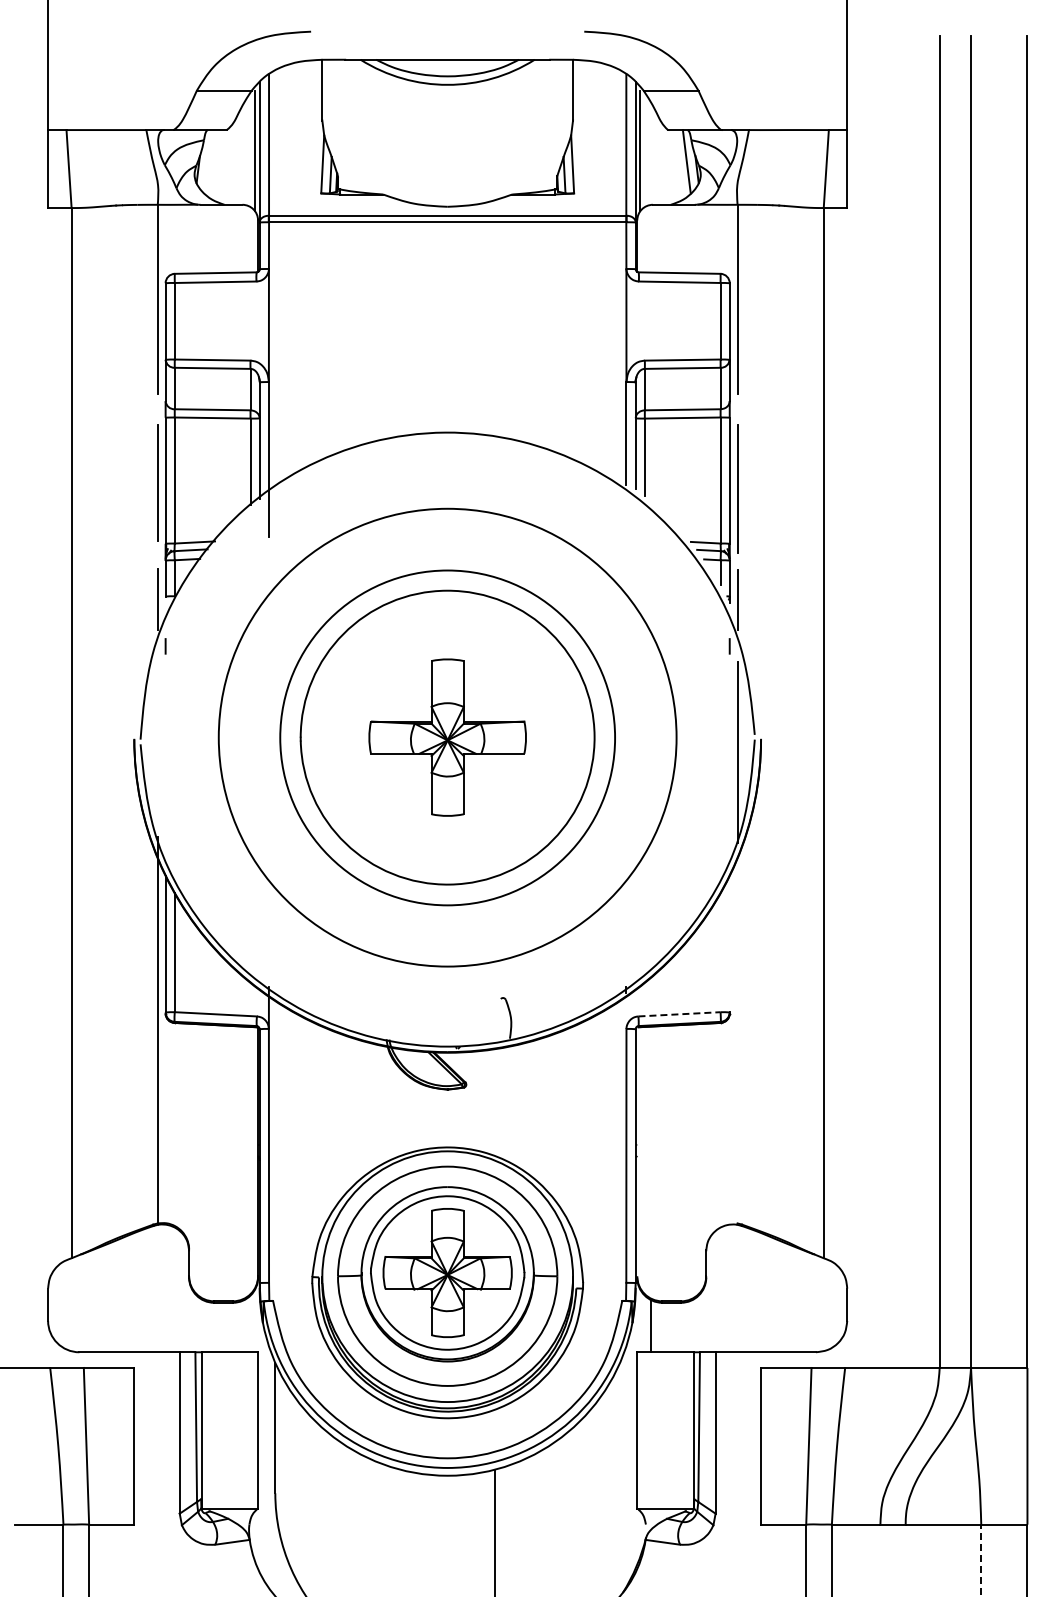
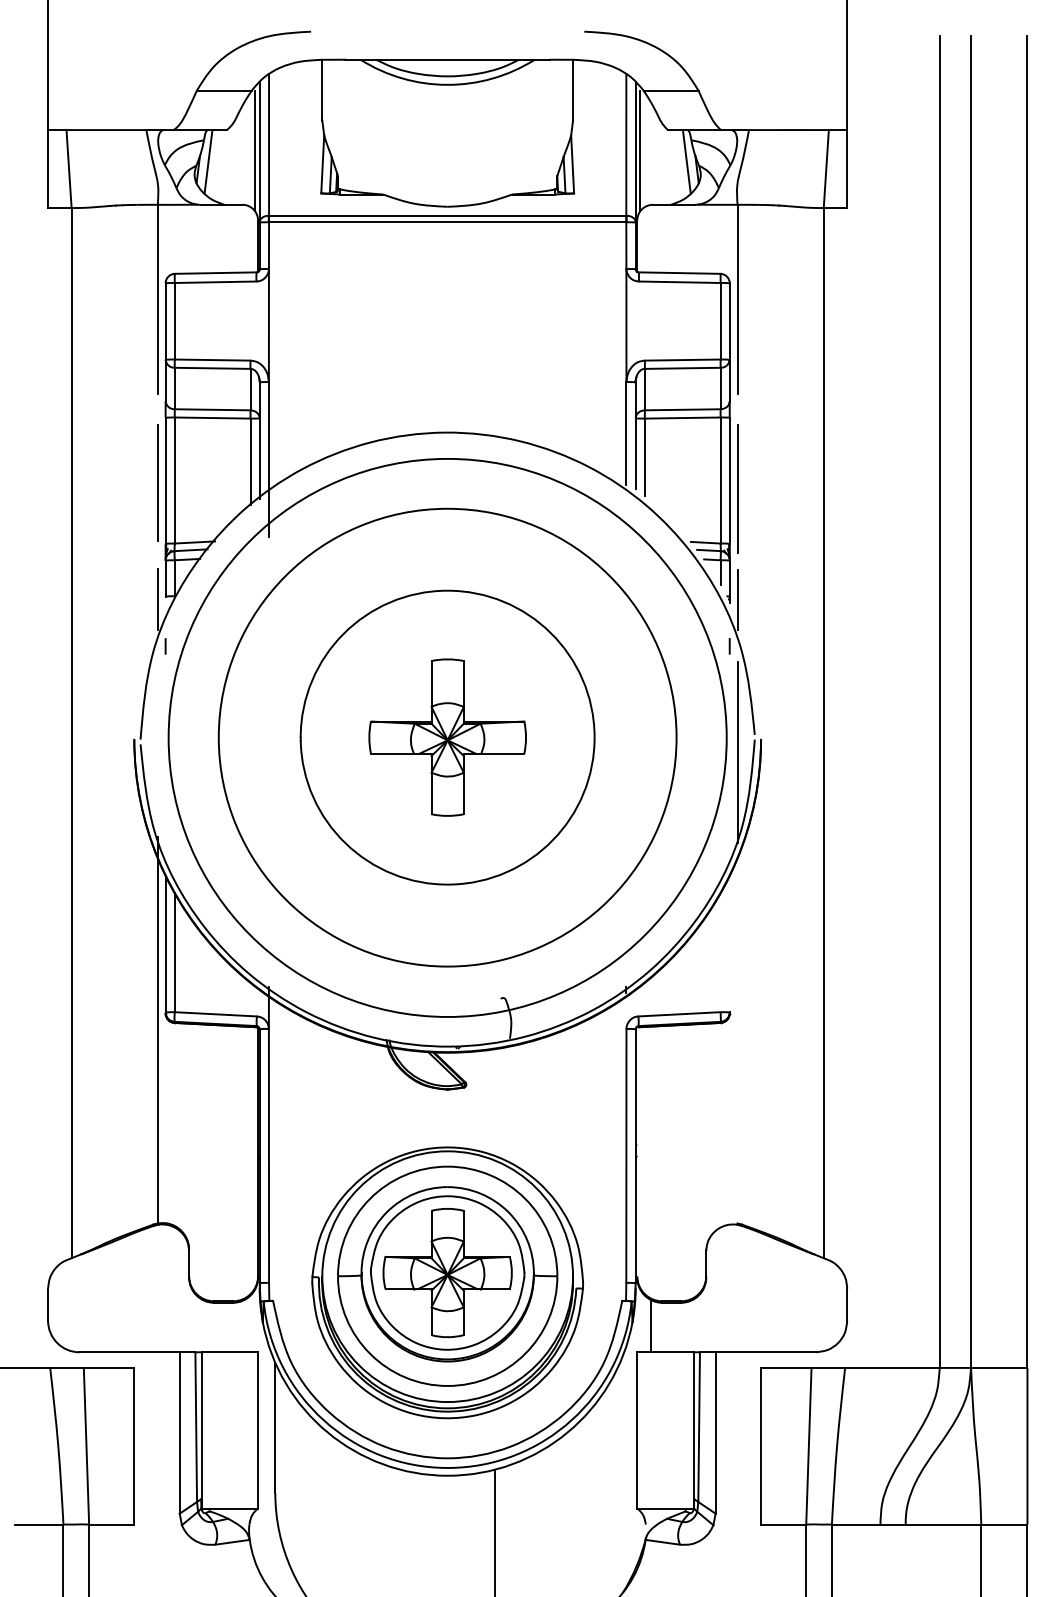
line: none -> present (208, 161)
circle diameter: 335 px -> 558 px (447, 737)
line: dashed -> solid (680, 1014)
line: dashed -> solid (981, 1560)
